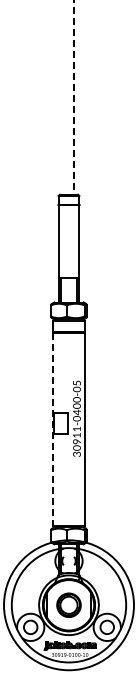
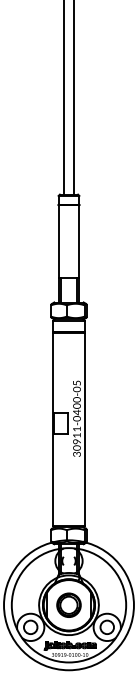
line: dashed -> solid (74, 97)
line: none -> present (63, 98)
line: dashed -> solid (53, 429)
